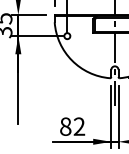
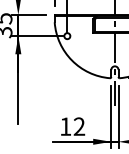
text: 82 -> 12 (65, 126)
